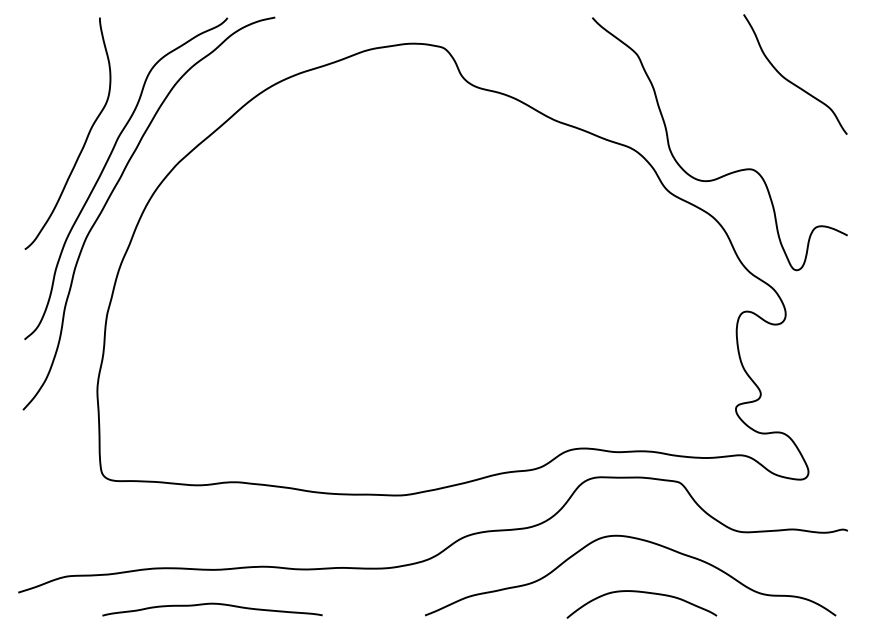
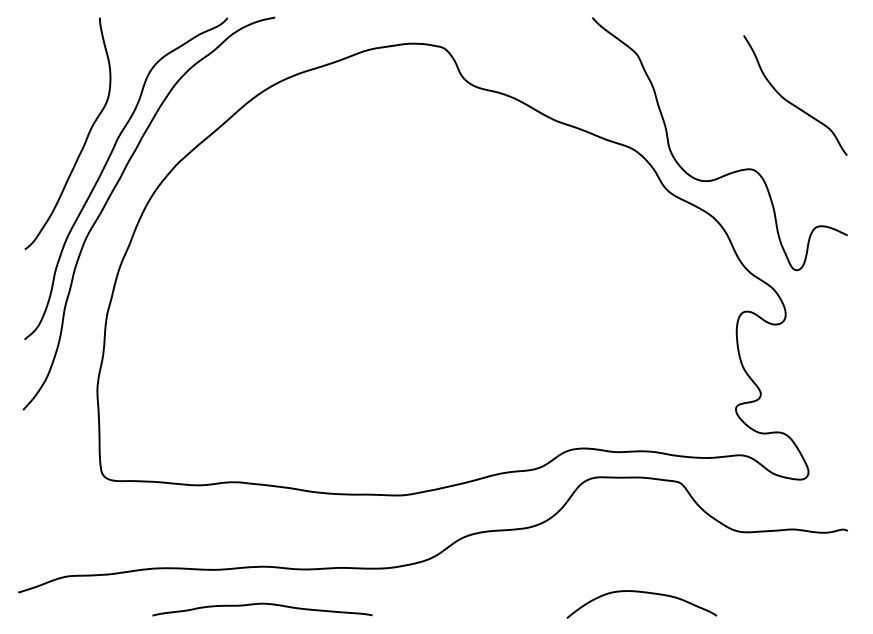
curve position: (791, 81) -> (791, 102) (791, 102)
curve: present -> none (639, 540)
curve position: (212, 604) -> (262, 604) (262, 604)
